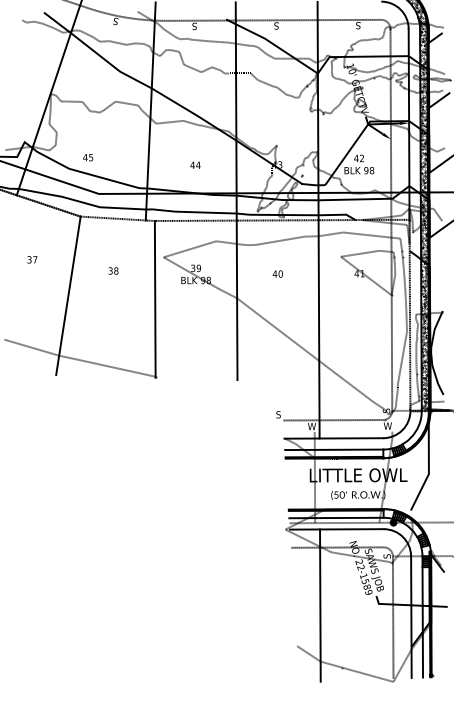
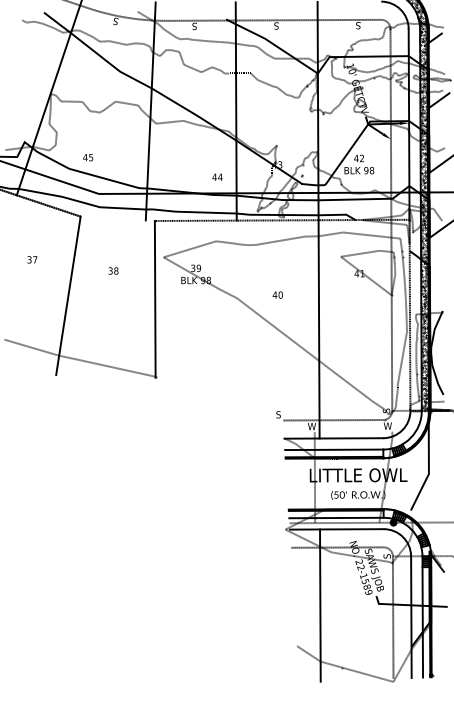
text position: (195, 164) -> (217, 176) (217, 176)
line: present -> none (117, 218)
text position: (277, 273) -> (277, 294) (277, 294)
line: present -> none (236, 300)
